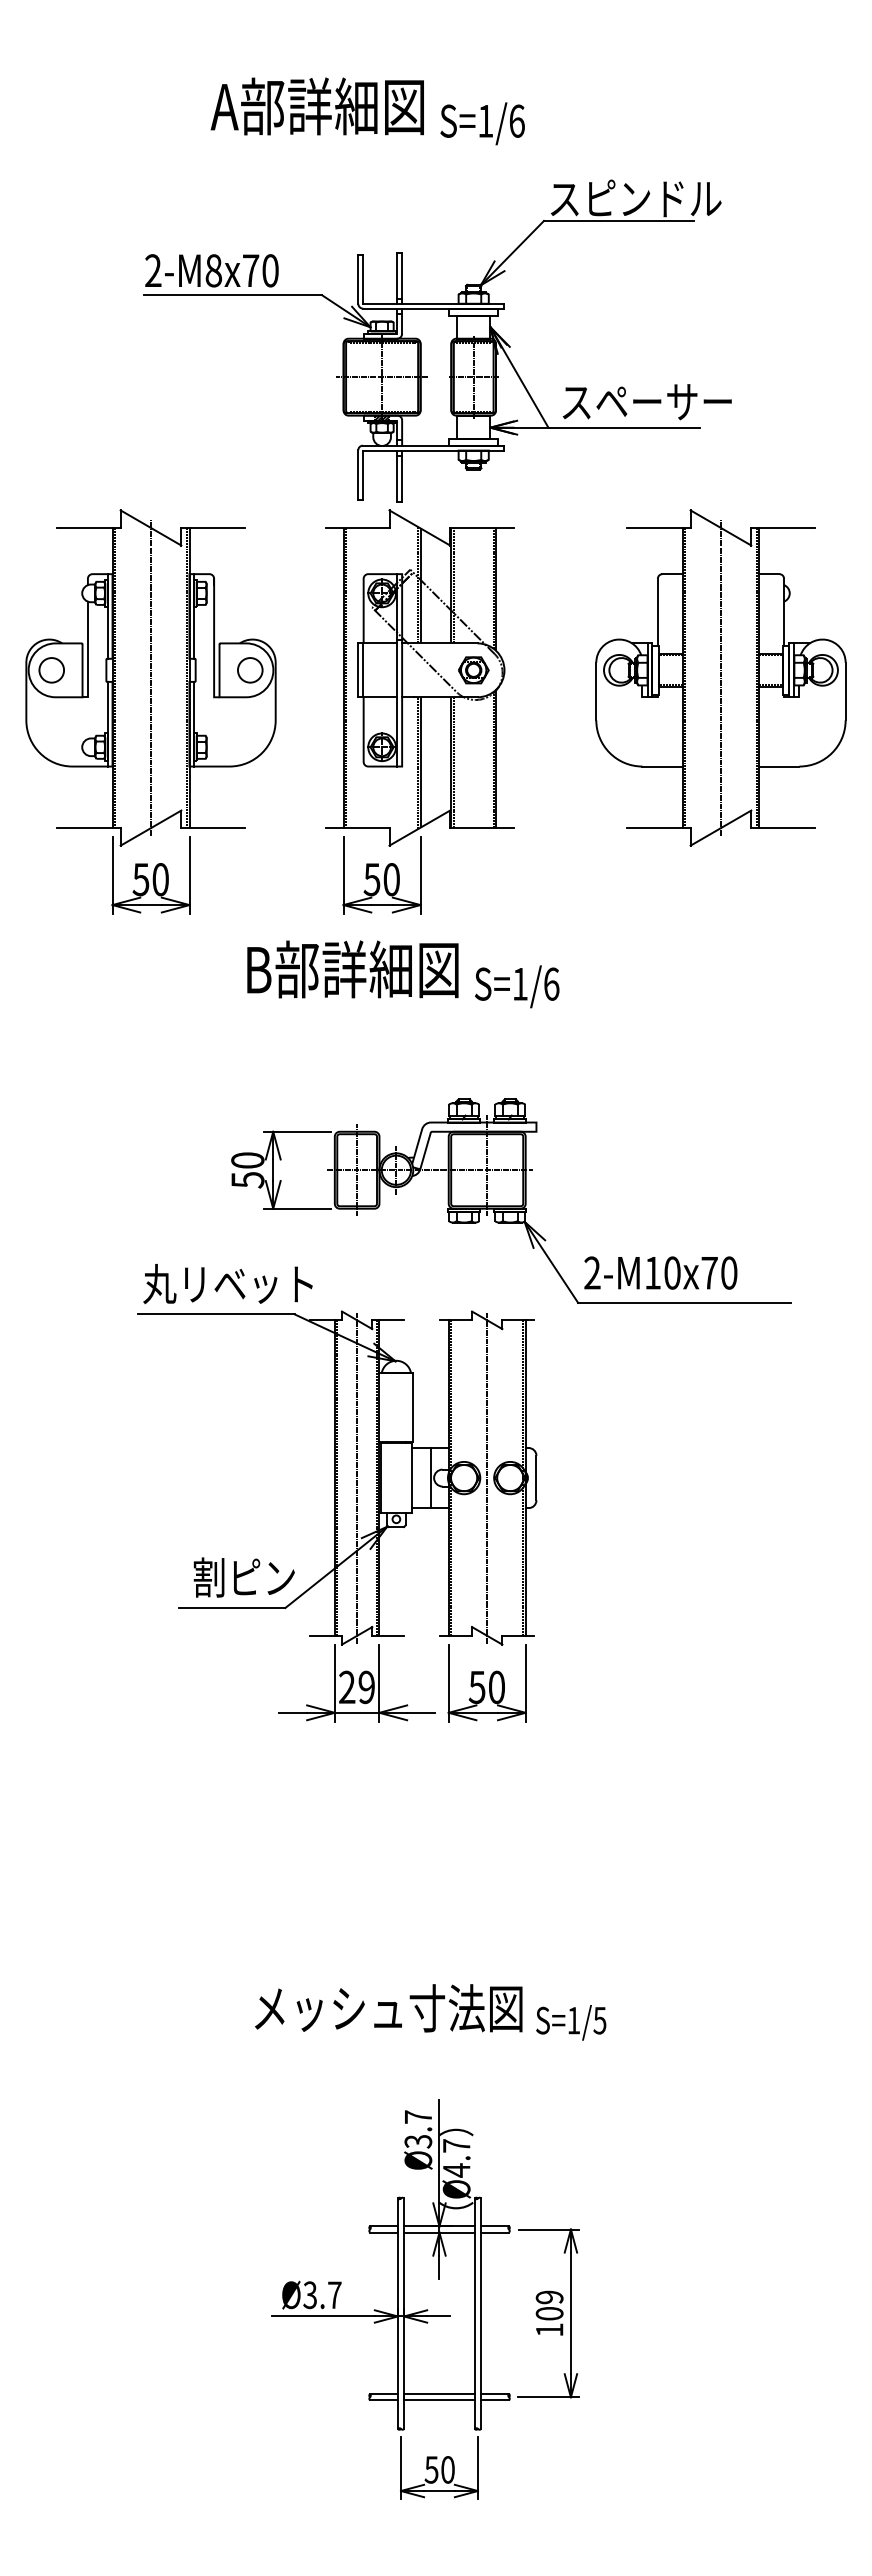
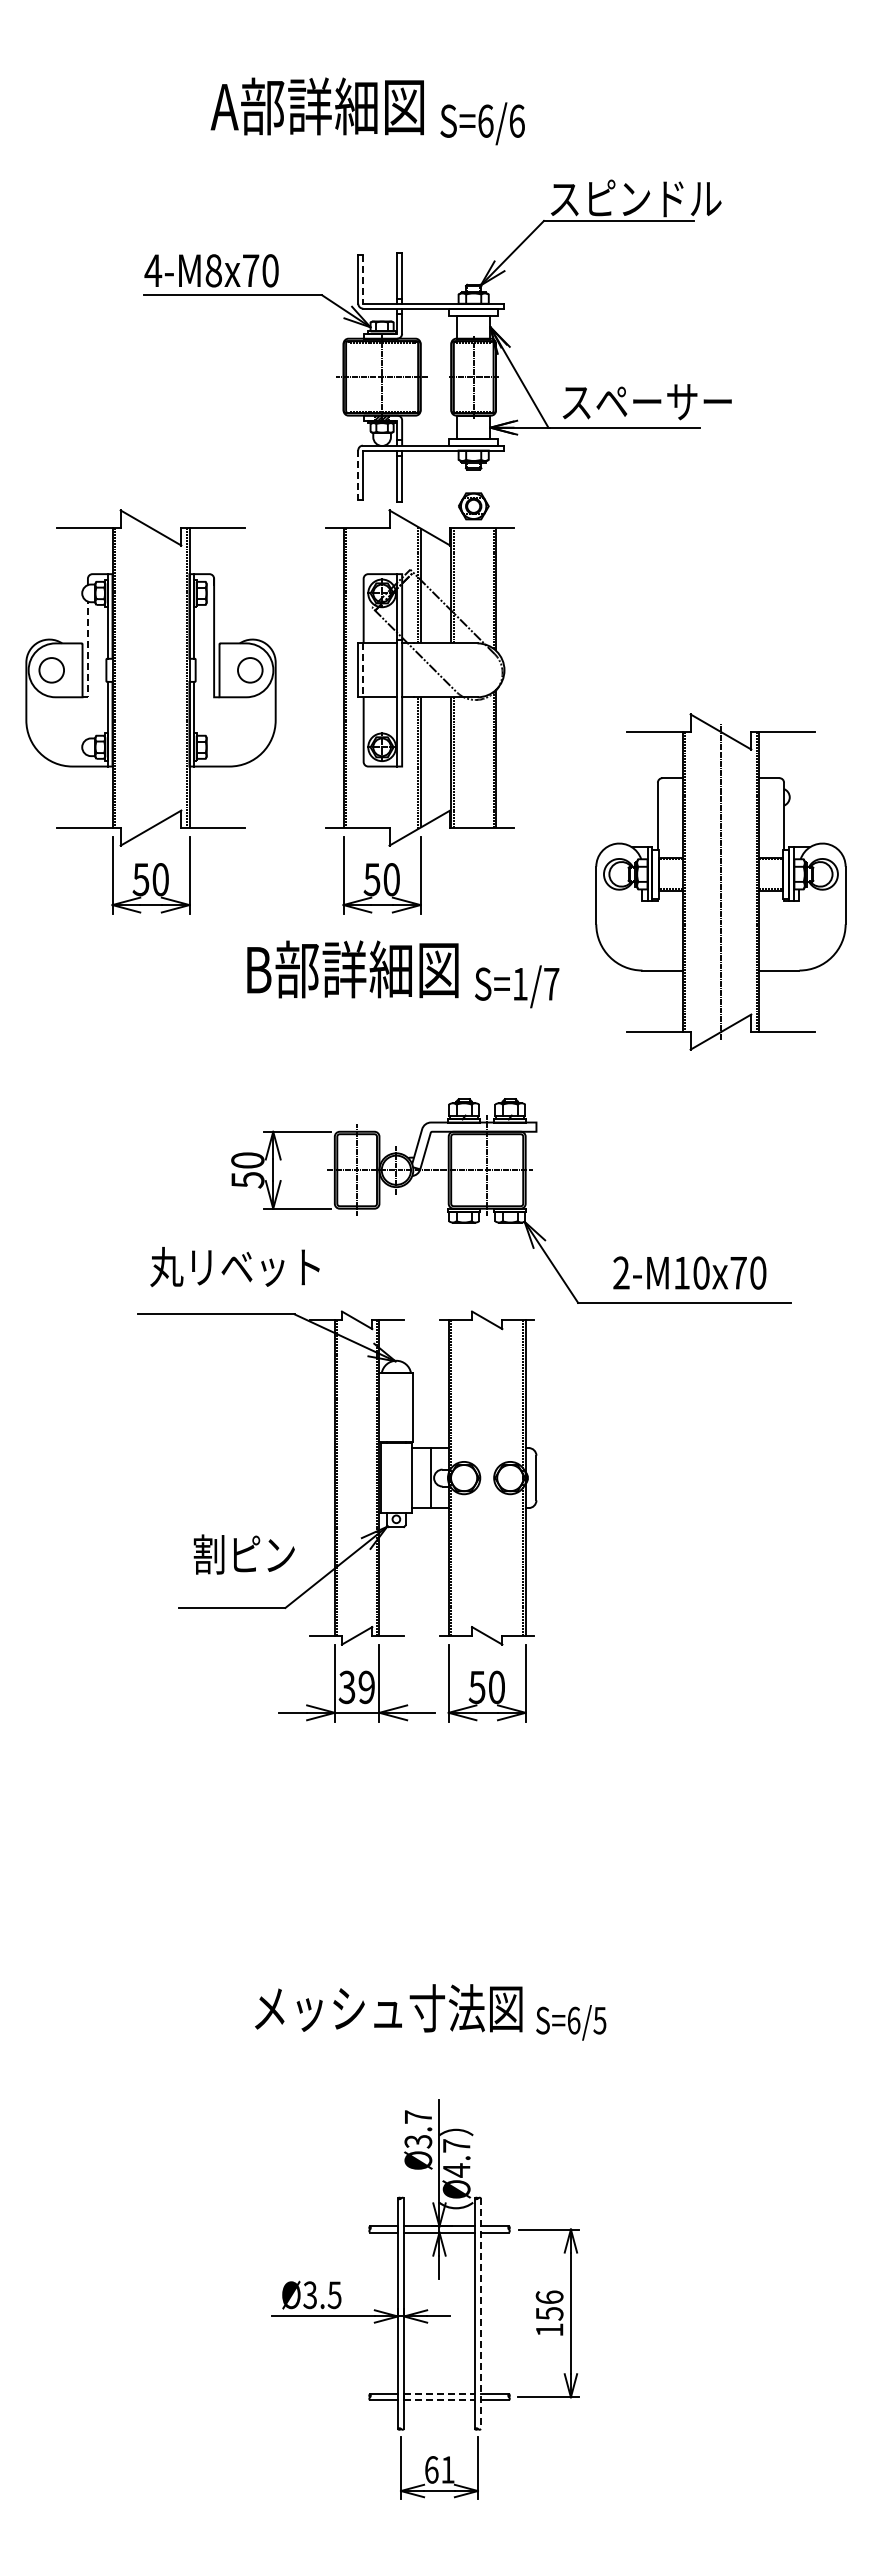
text: S=1/6 -> S=6/6 (485, 120)
text: 2-M8x70 -> 4-M8x70 (153, 270)
line: solid -> dashed (363, 279)
line: solid -> dashed (358, 474)
line: solid -> dashed (87, 652)
line: solid -> dashed (363, 670)
part position: (473, 670) -> (473, 506) (473, 506)
line: present -> none (151, 677)
part position: (720, 677) -> (720, 881) (720, 881)
text: S=1/6 -> S=1/7 (551, 983)
text position: (660, 1272) -> (689, 1272) (689, 1272)
text position: (227, 1284) -> (234, 1267) (234, 1267)
line: present -> none (357, 1477)
line: present -> none (487, 1477)
text position: (243, 1577) -> (243, 1554) (243, 1554)
text: 29 -> 39 (346, 1687)
text: S=1/5 -> S=6/5 (574, 2020)
text: Ø3.7 -> Ø3.5 (334, 2295)
text: 109 -> 156 (549, 2305)
line: solid -> dashed (481, 2314)
line: solid -> dashed (440, 2394)
line: solid -> dashed (440, 2400)
text: 50 -> 61 (439, 2469)
